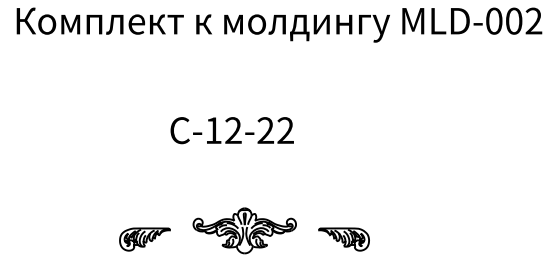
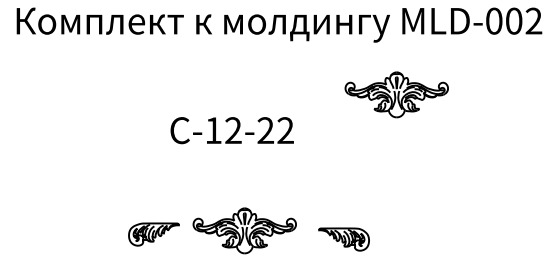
part: none -> present (396, 94)
part position: (144, 239) -> (153, 234) (153, 234)
